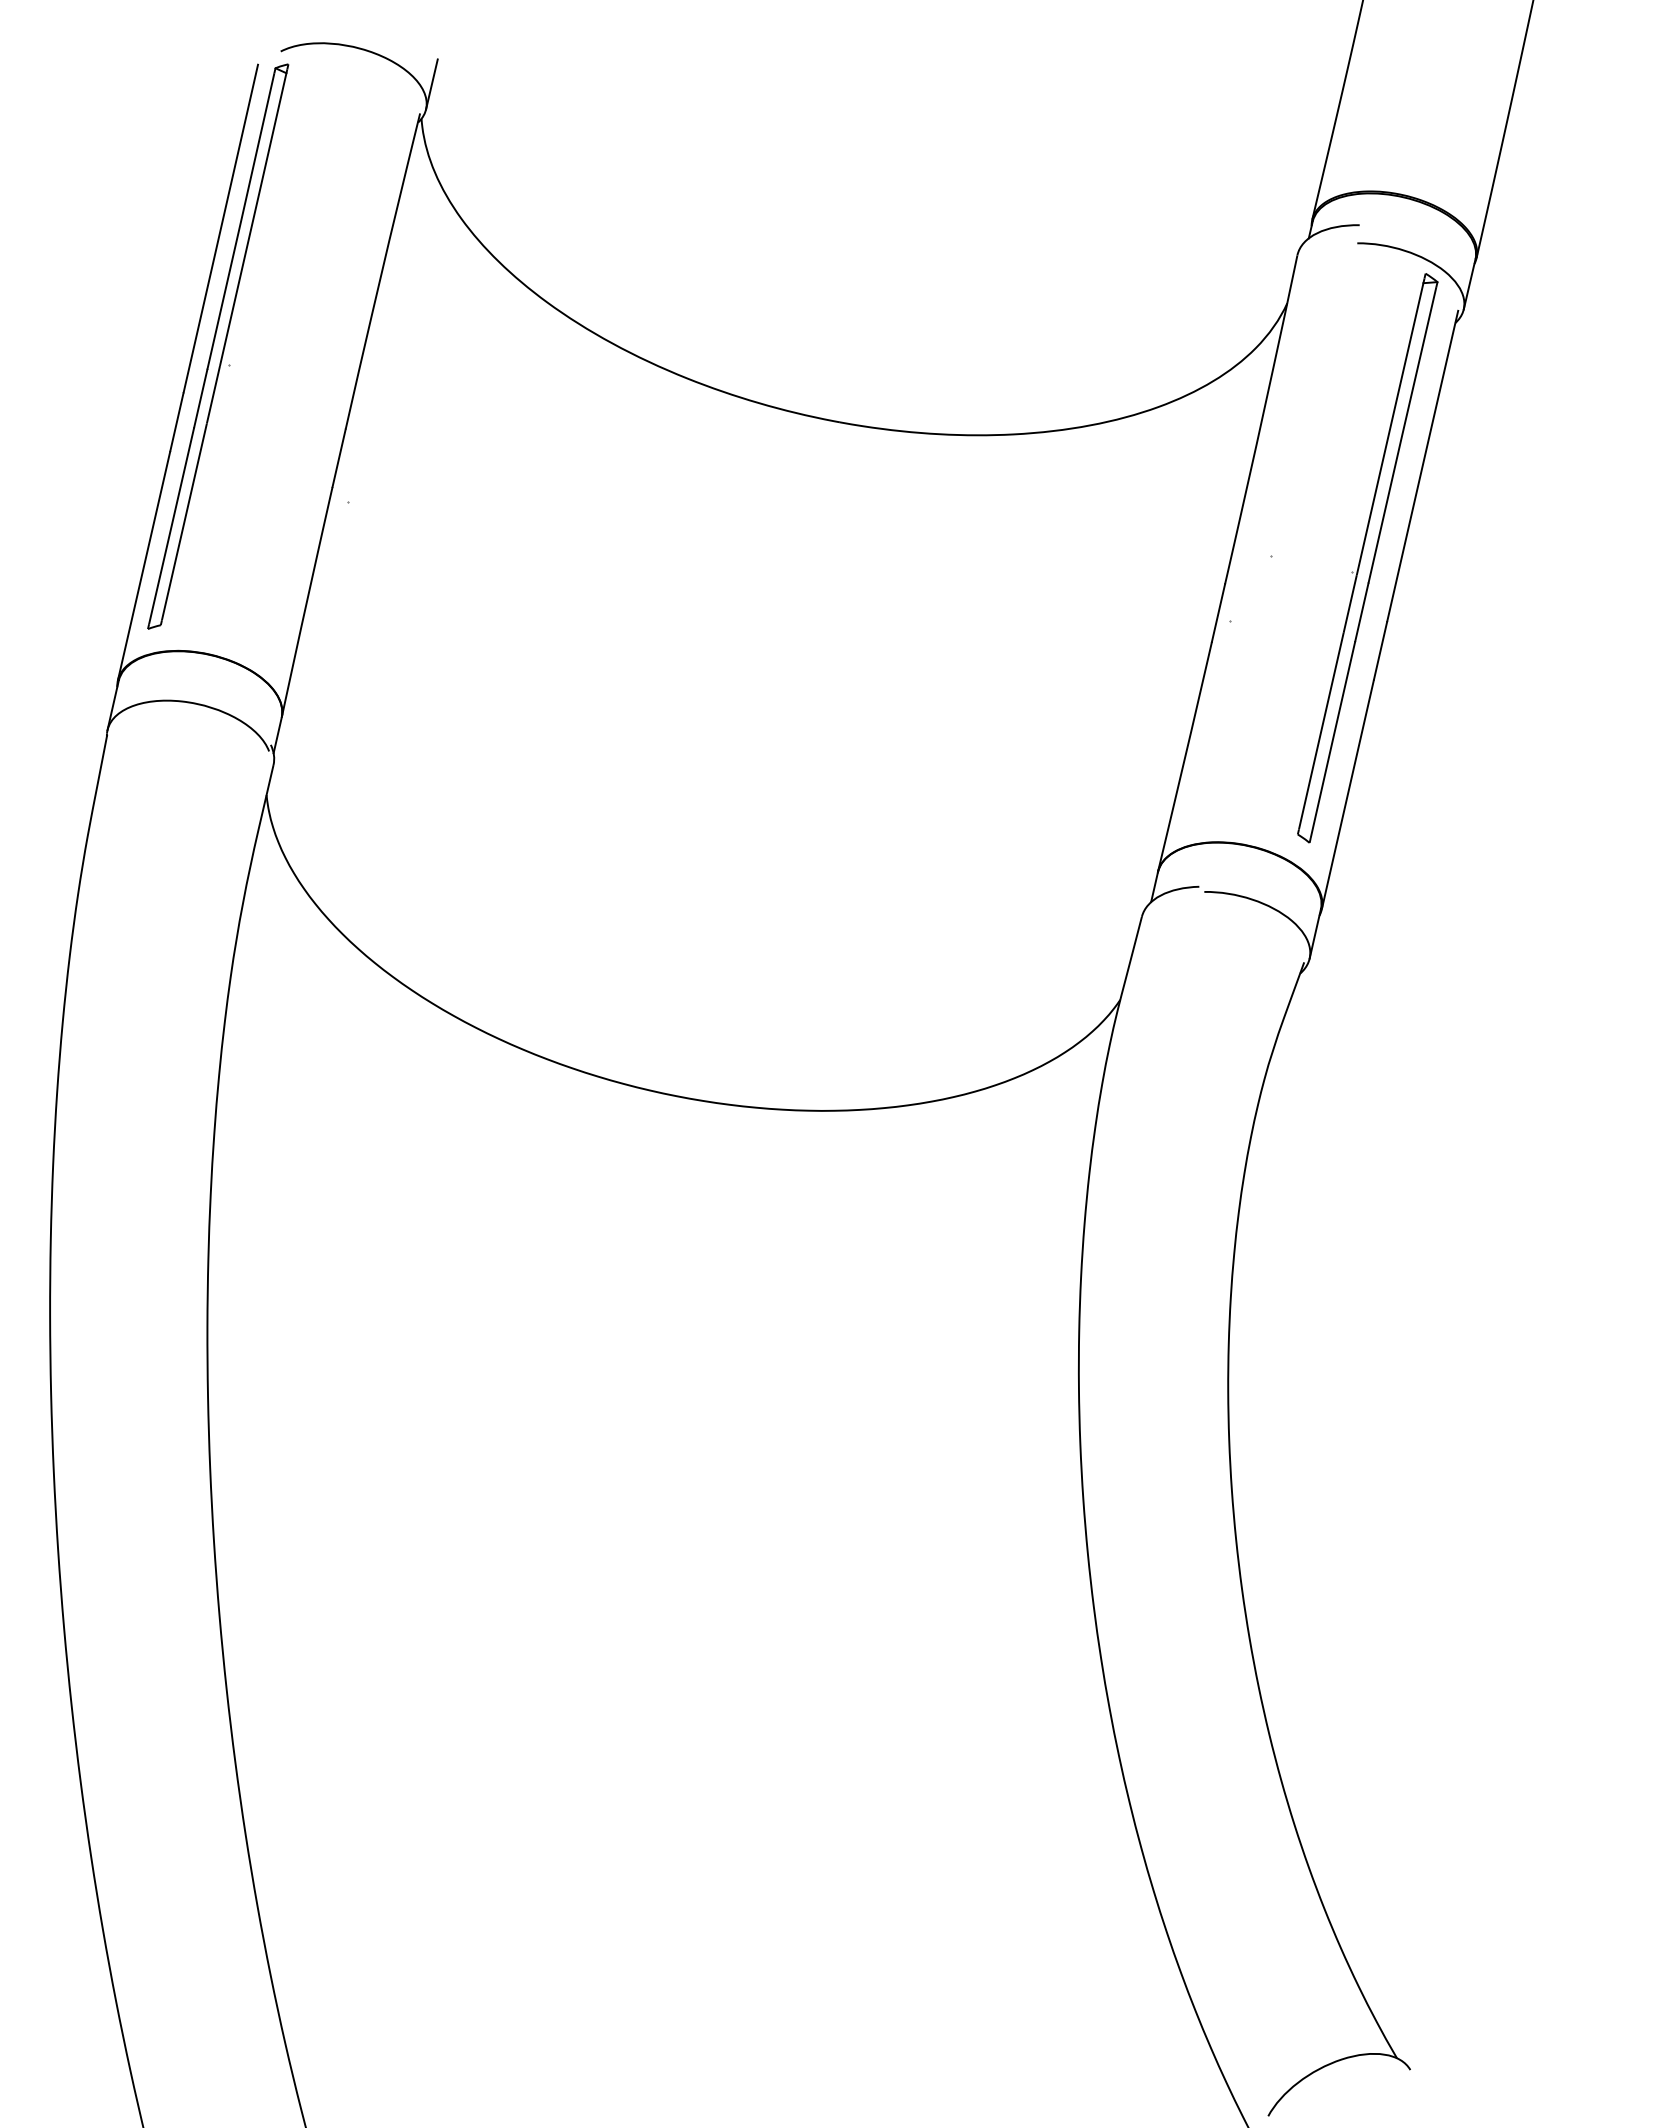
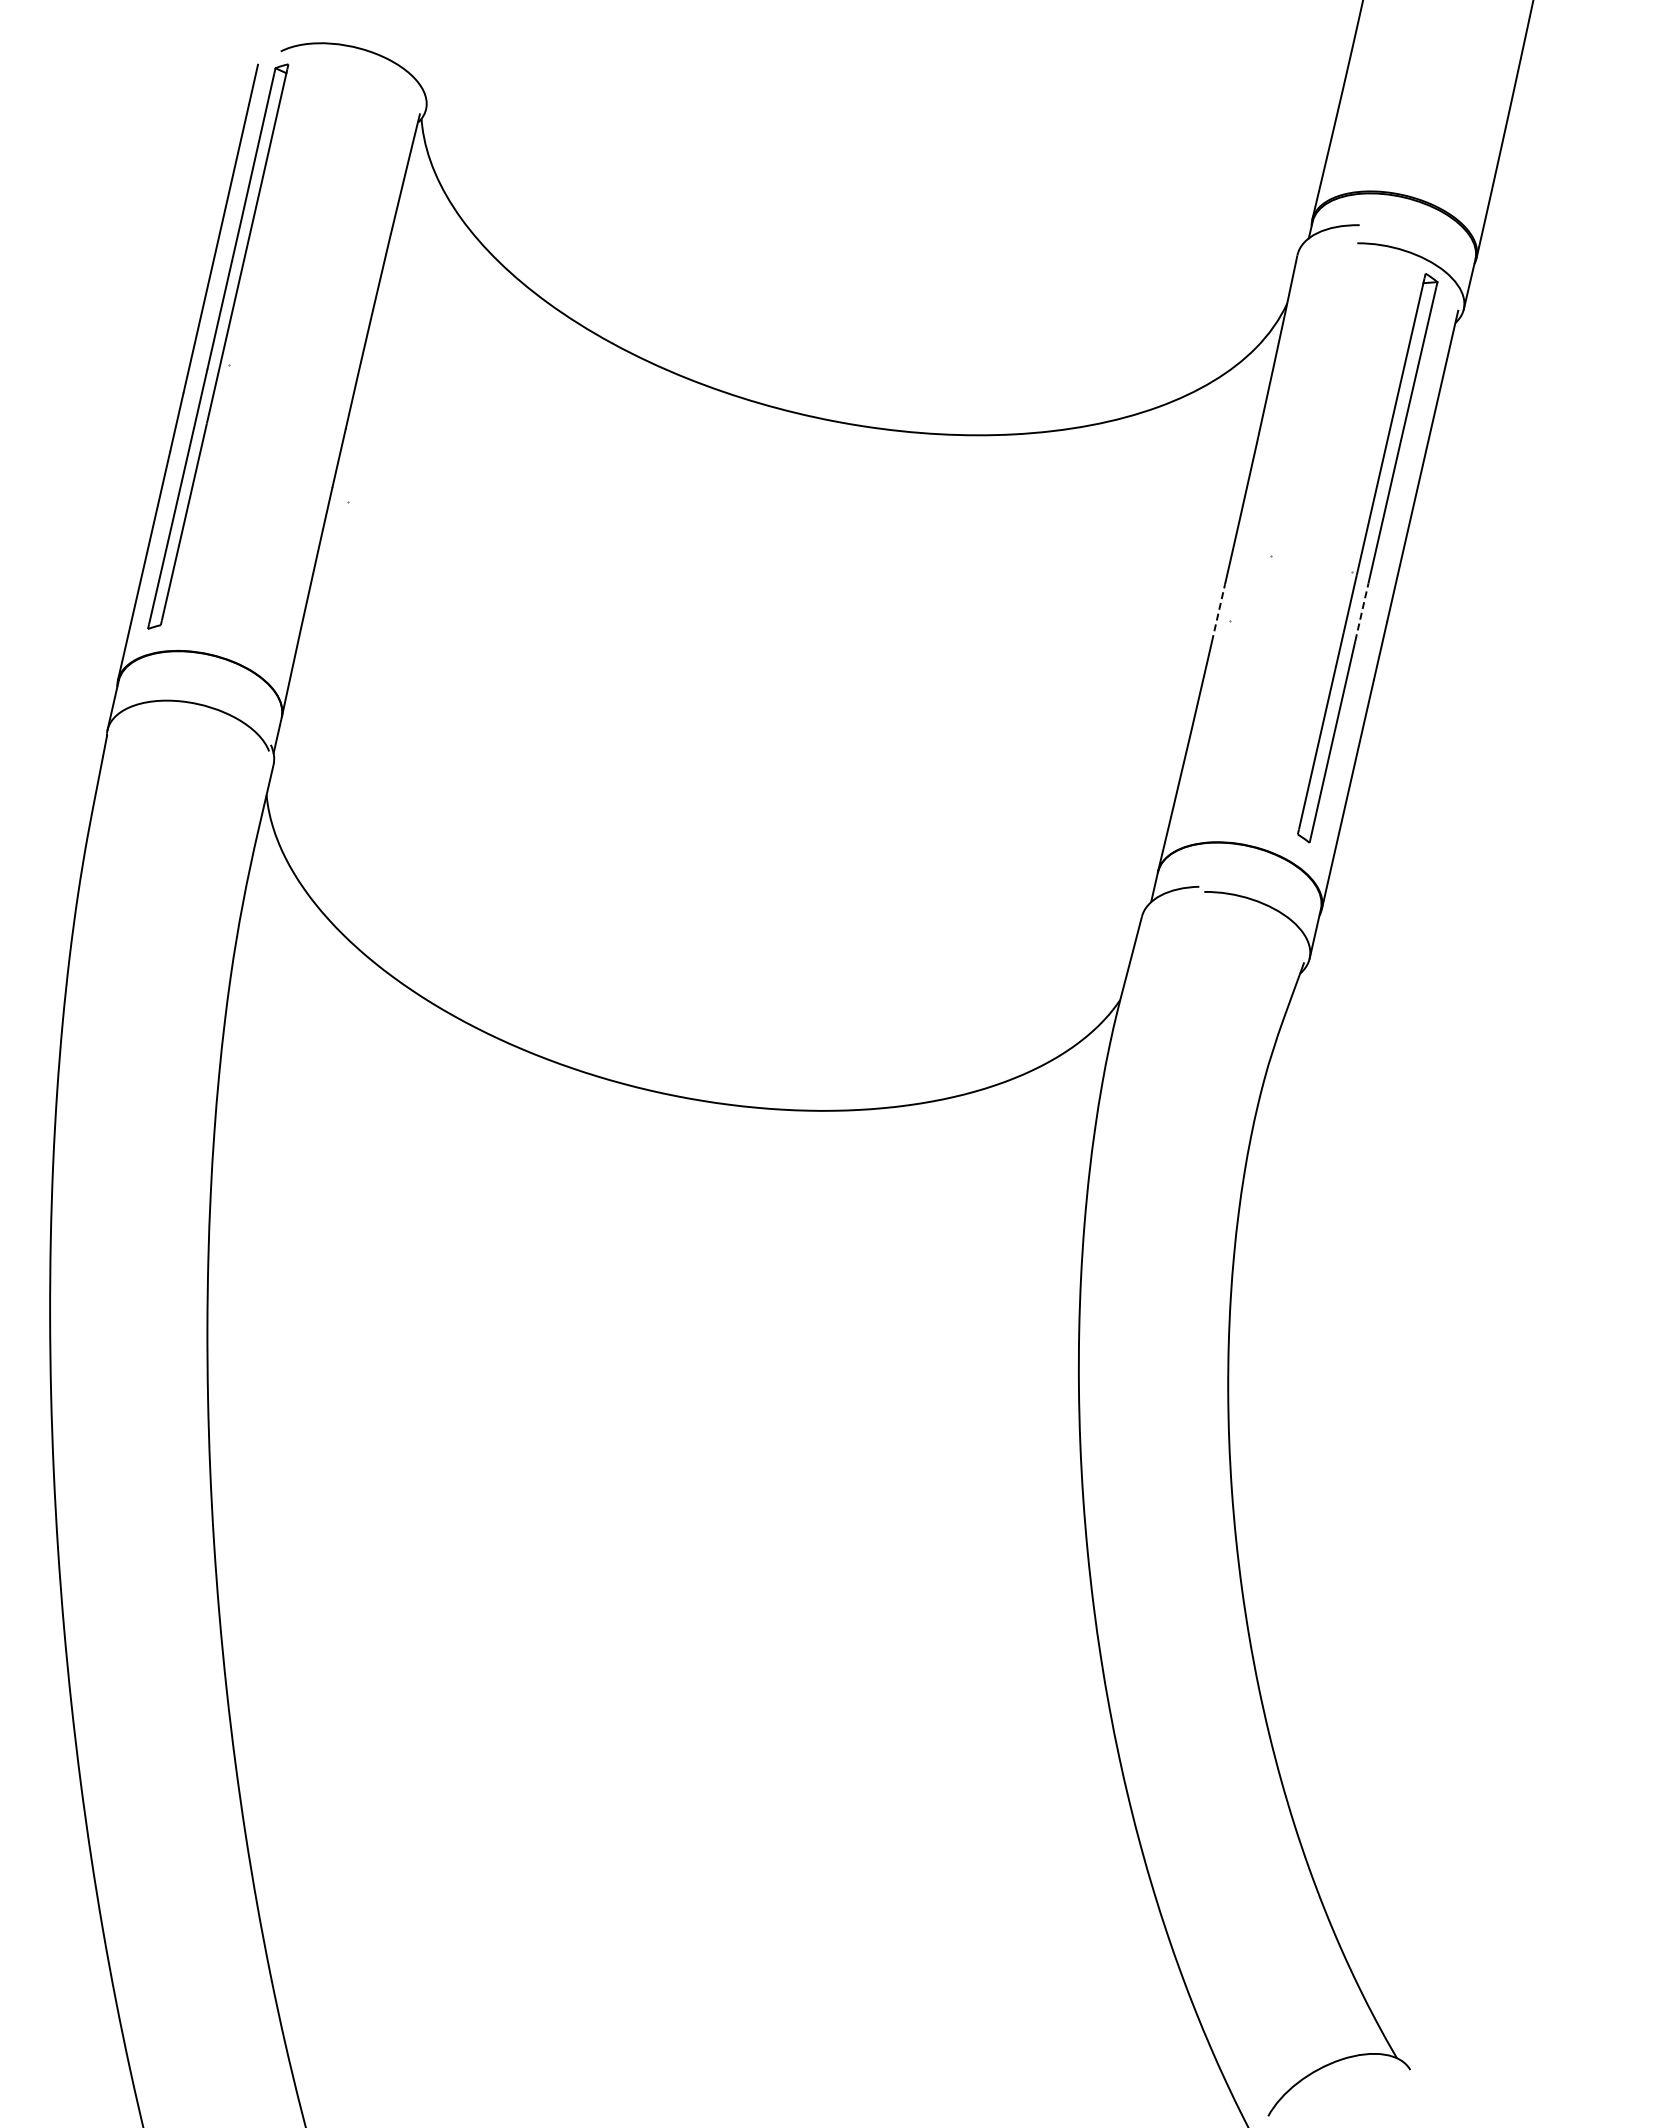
line: present -> none (431, 84)
line: solid -> dashed (1361, 612)
line: solid -> dashed (1218, 613)
